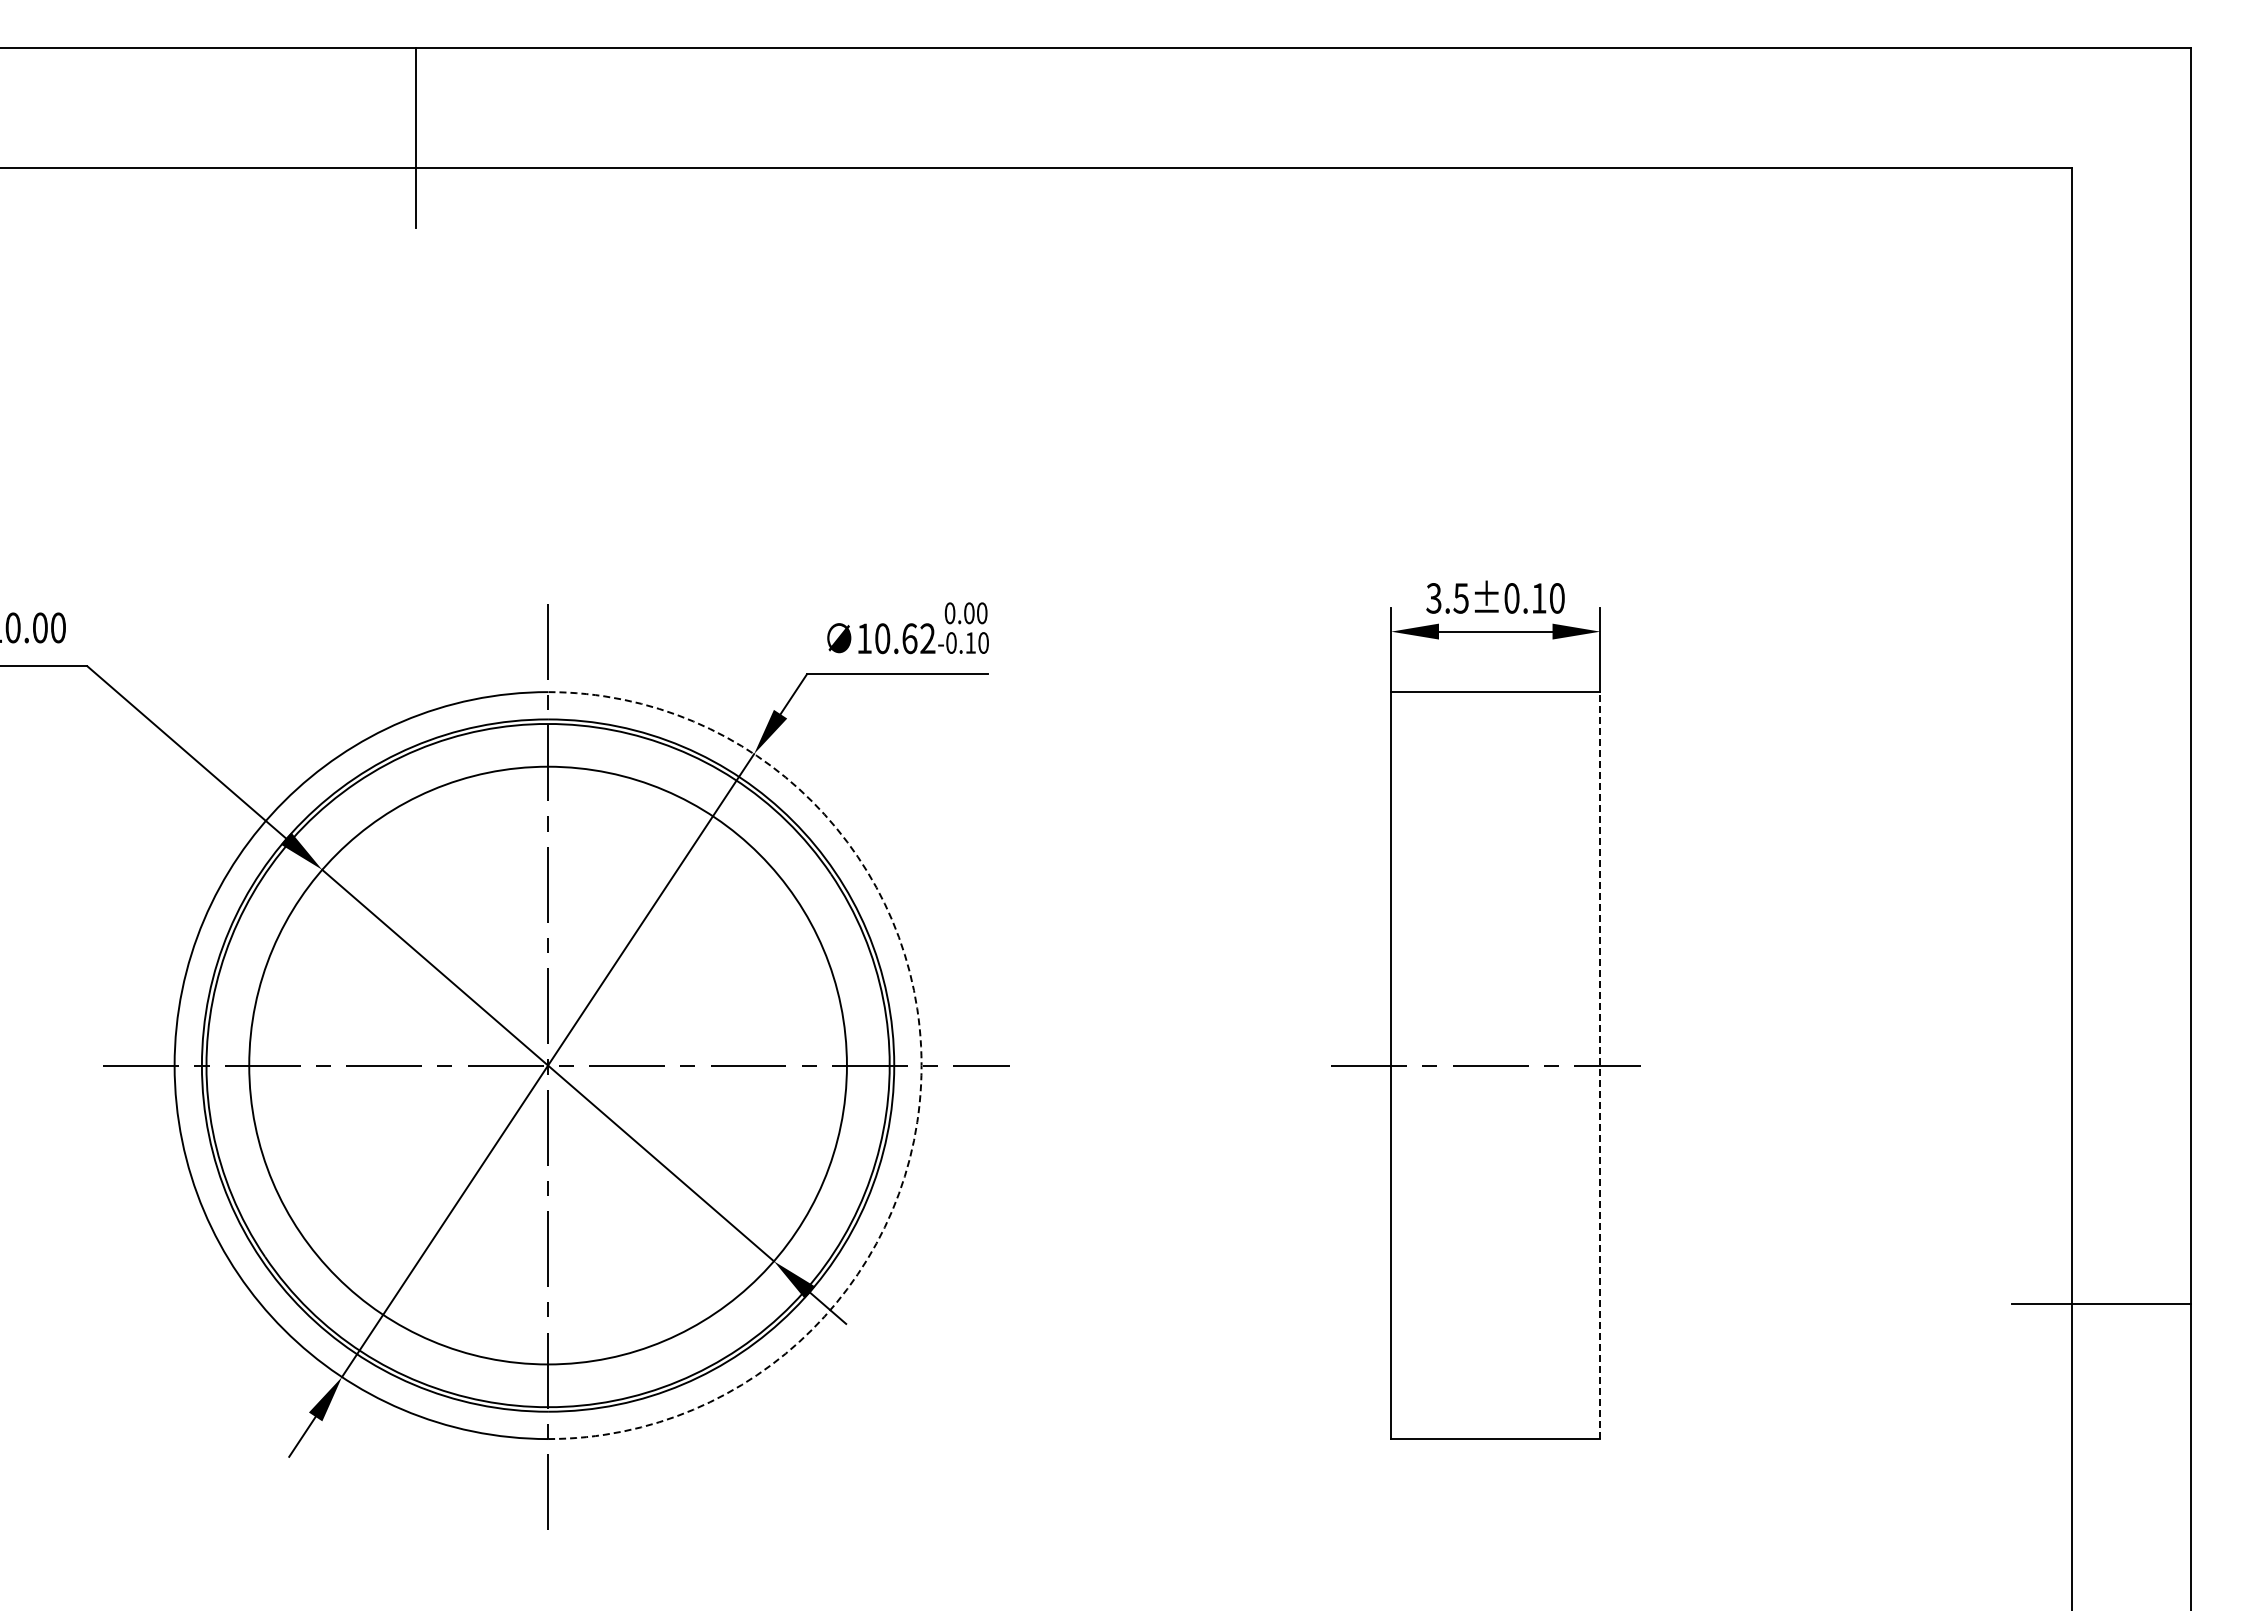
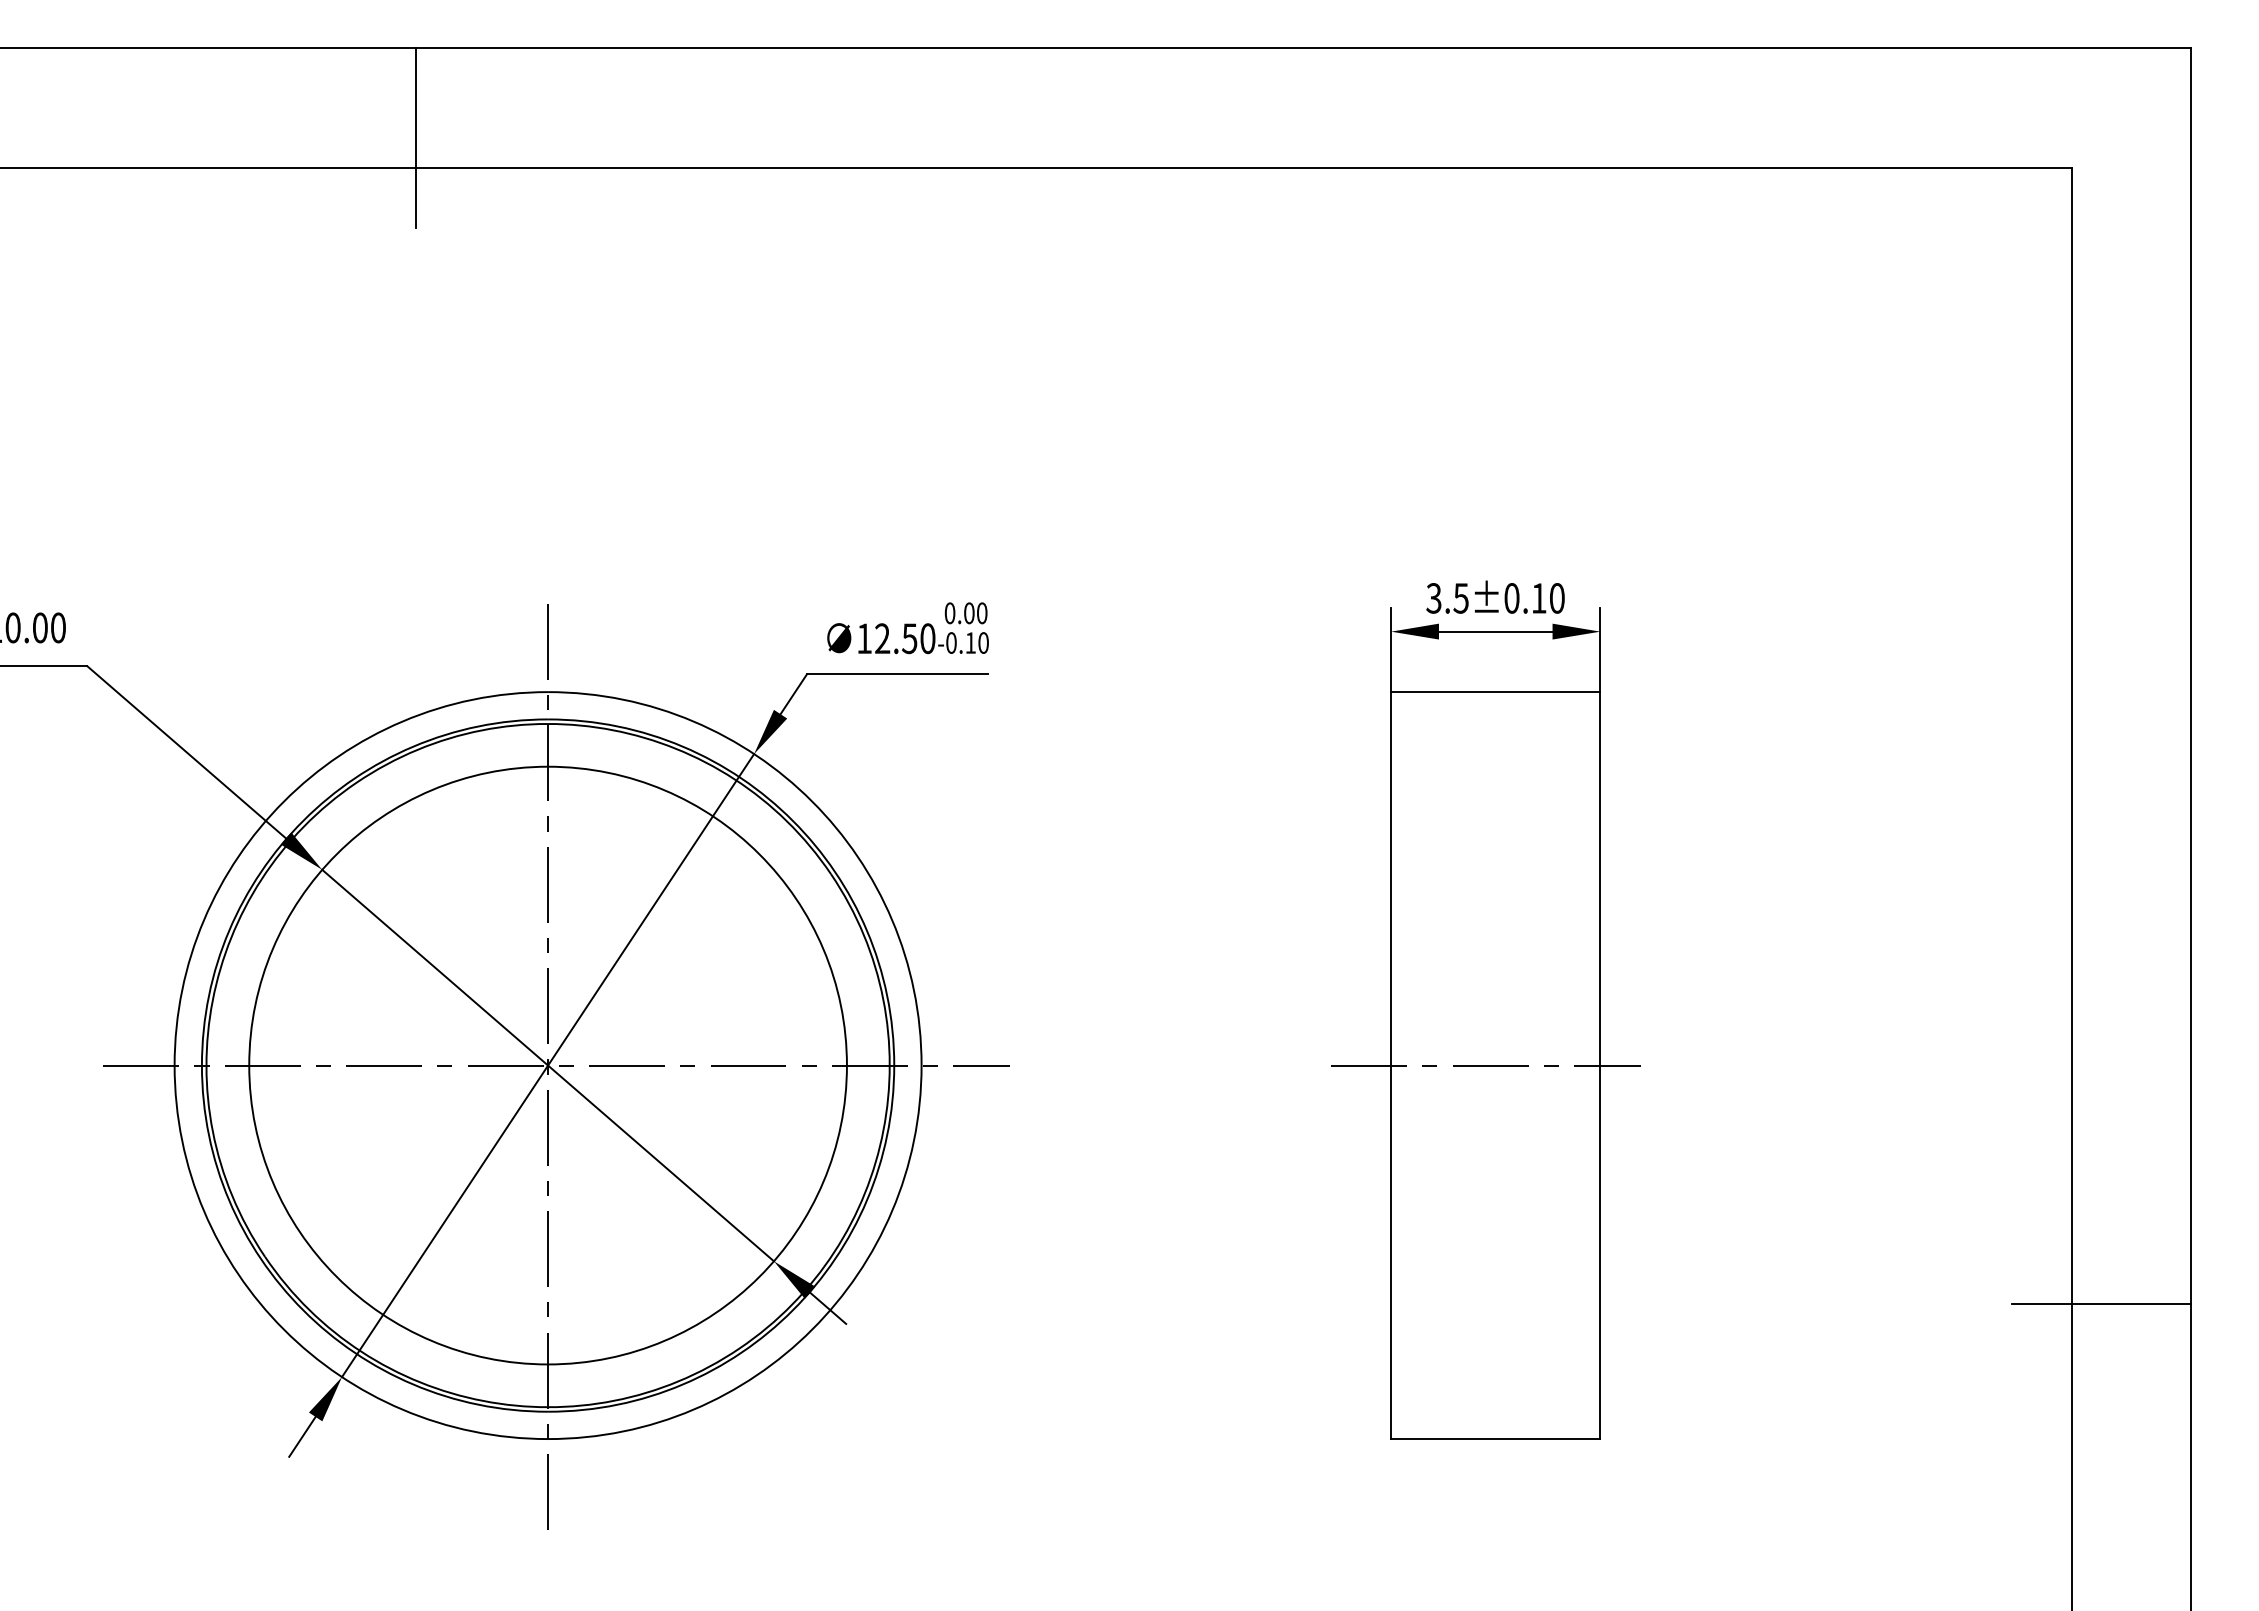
text: 10.62 -> 12.50 (905, 638)
arc: dashed -> solid (921, 1065)
line: dashed -> solid (1600, 1065)
